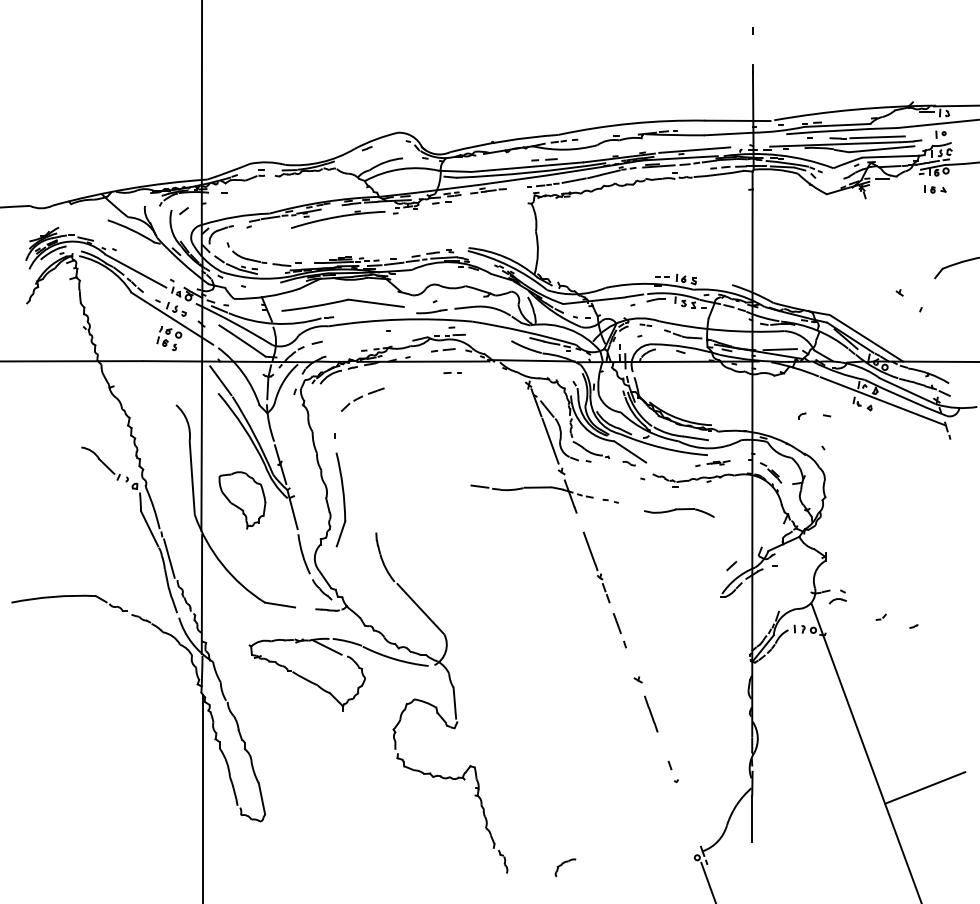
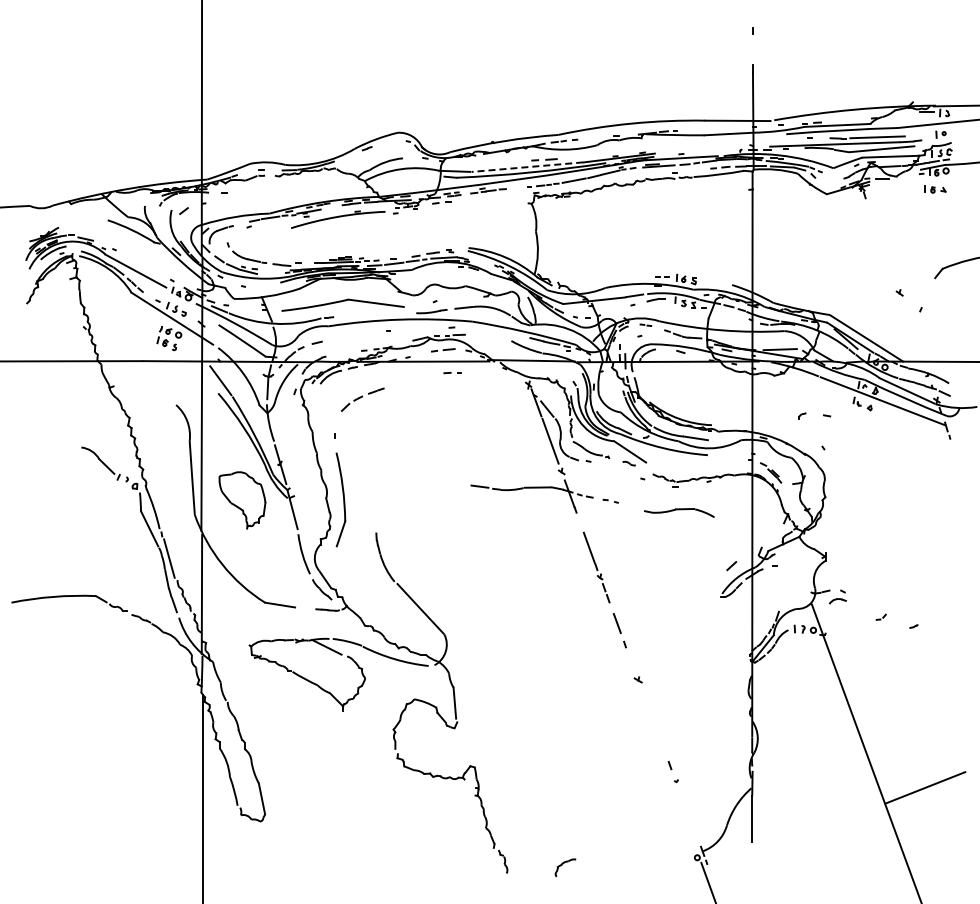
line: present -> none (694, 149)
line: solid -> dashed (527, 167)
part: present -> none (712, 463)
line: present -> none (651, 713)
